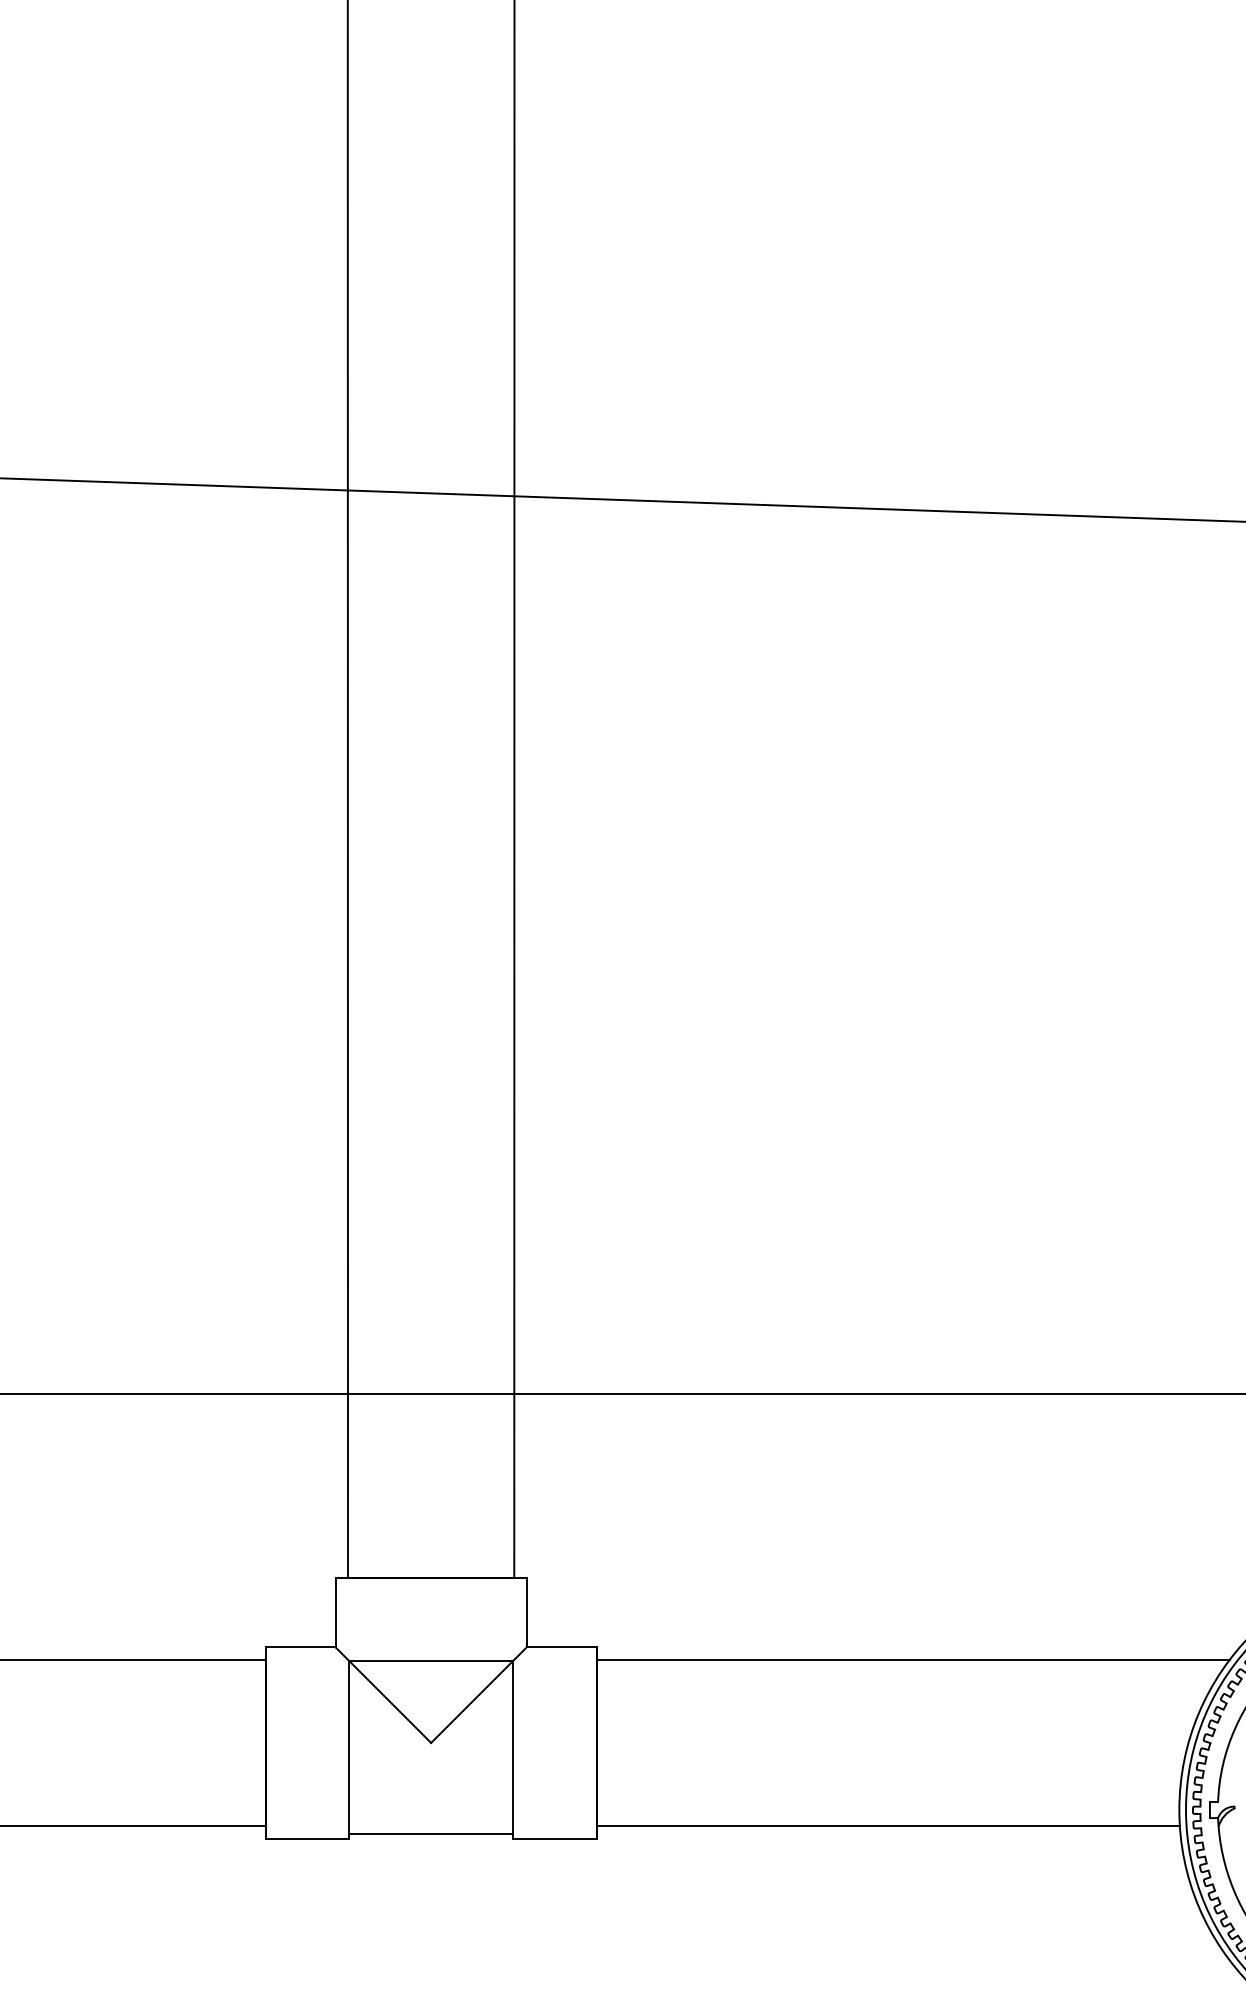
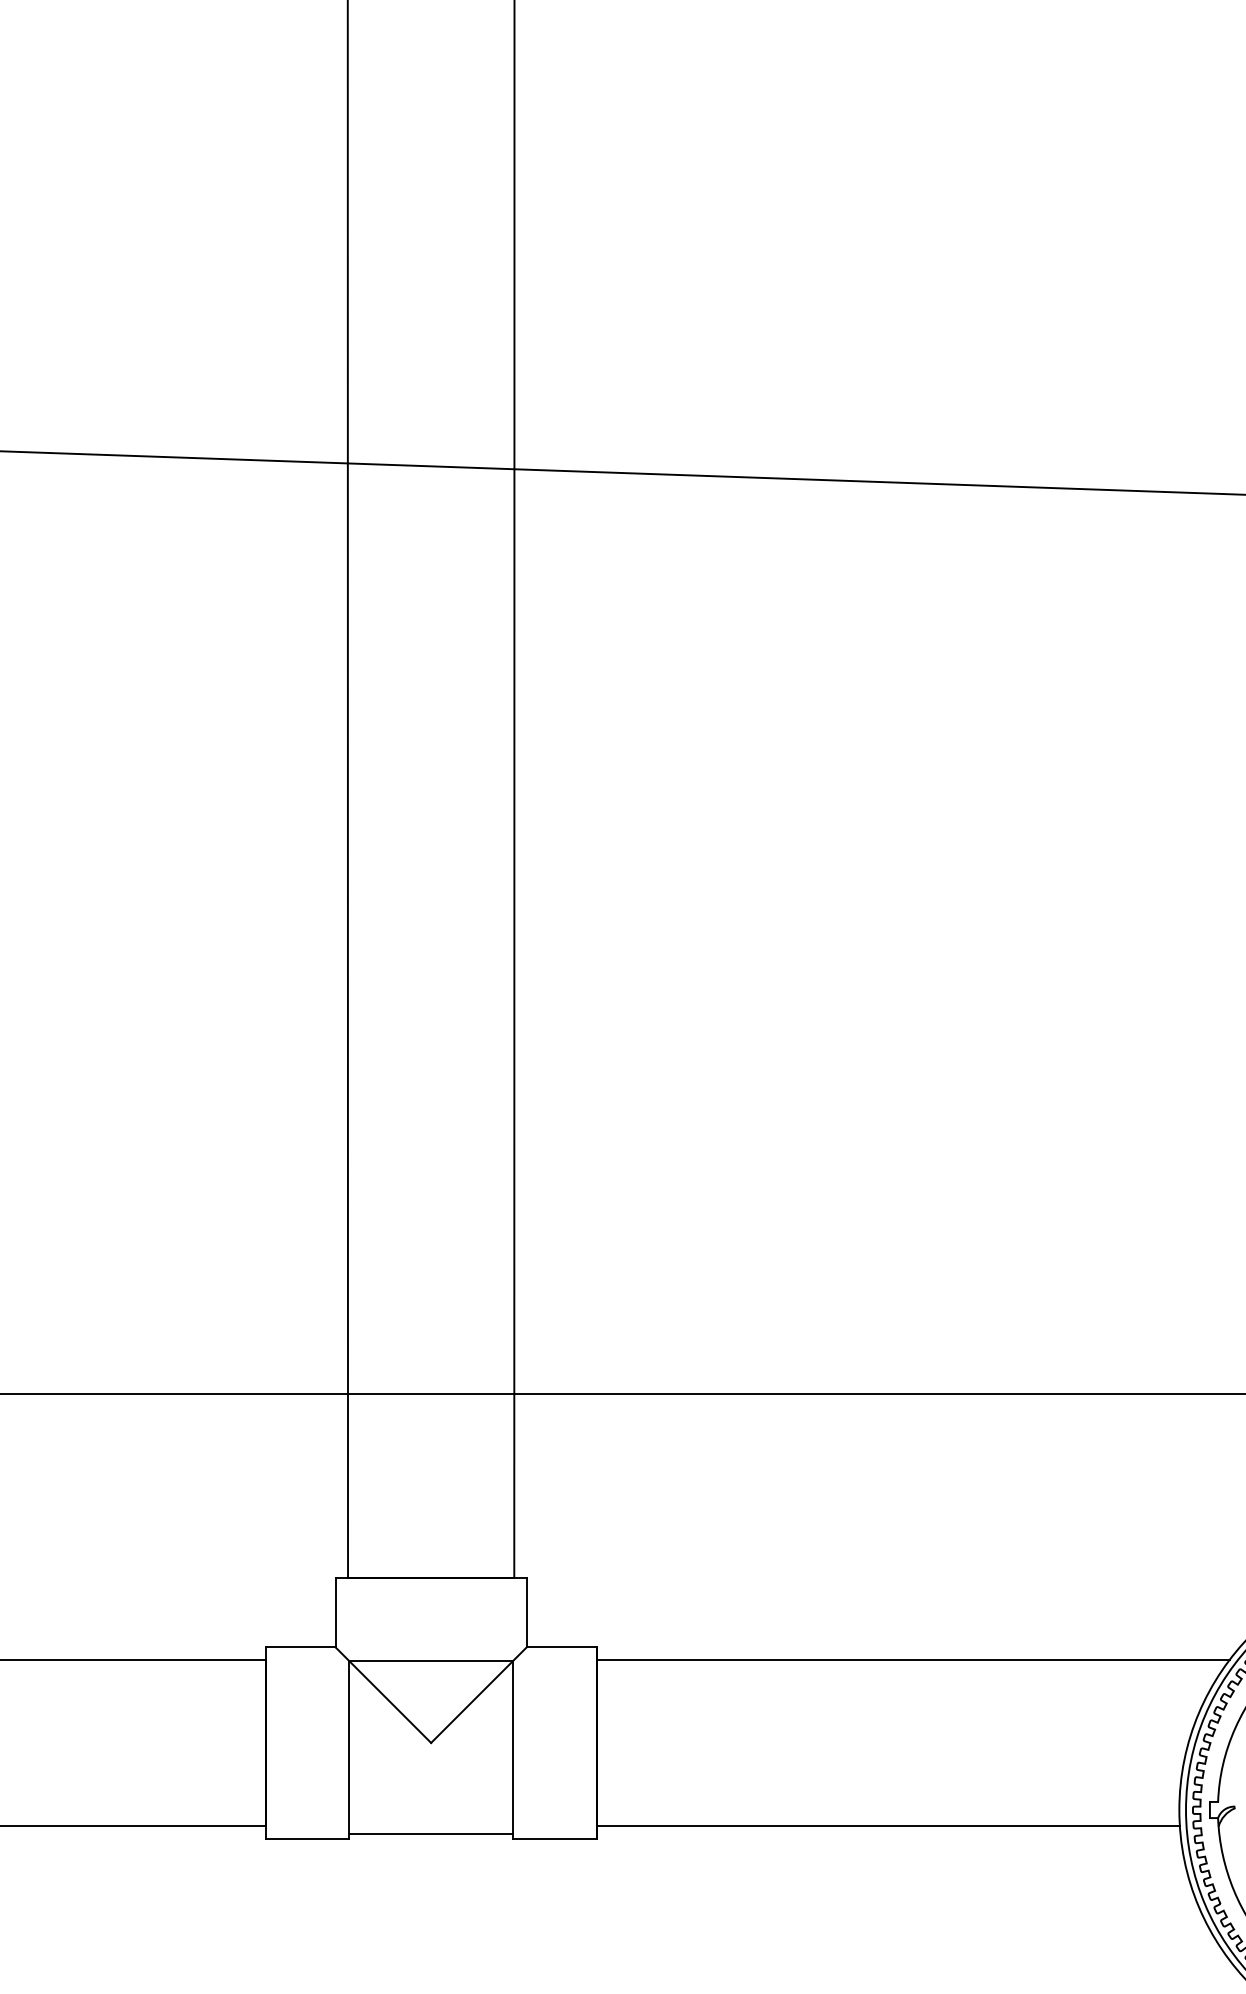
line position: (622, 499) -> (622, 472) (622, 472)
